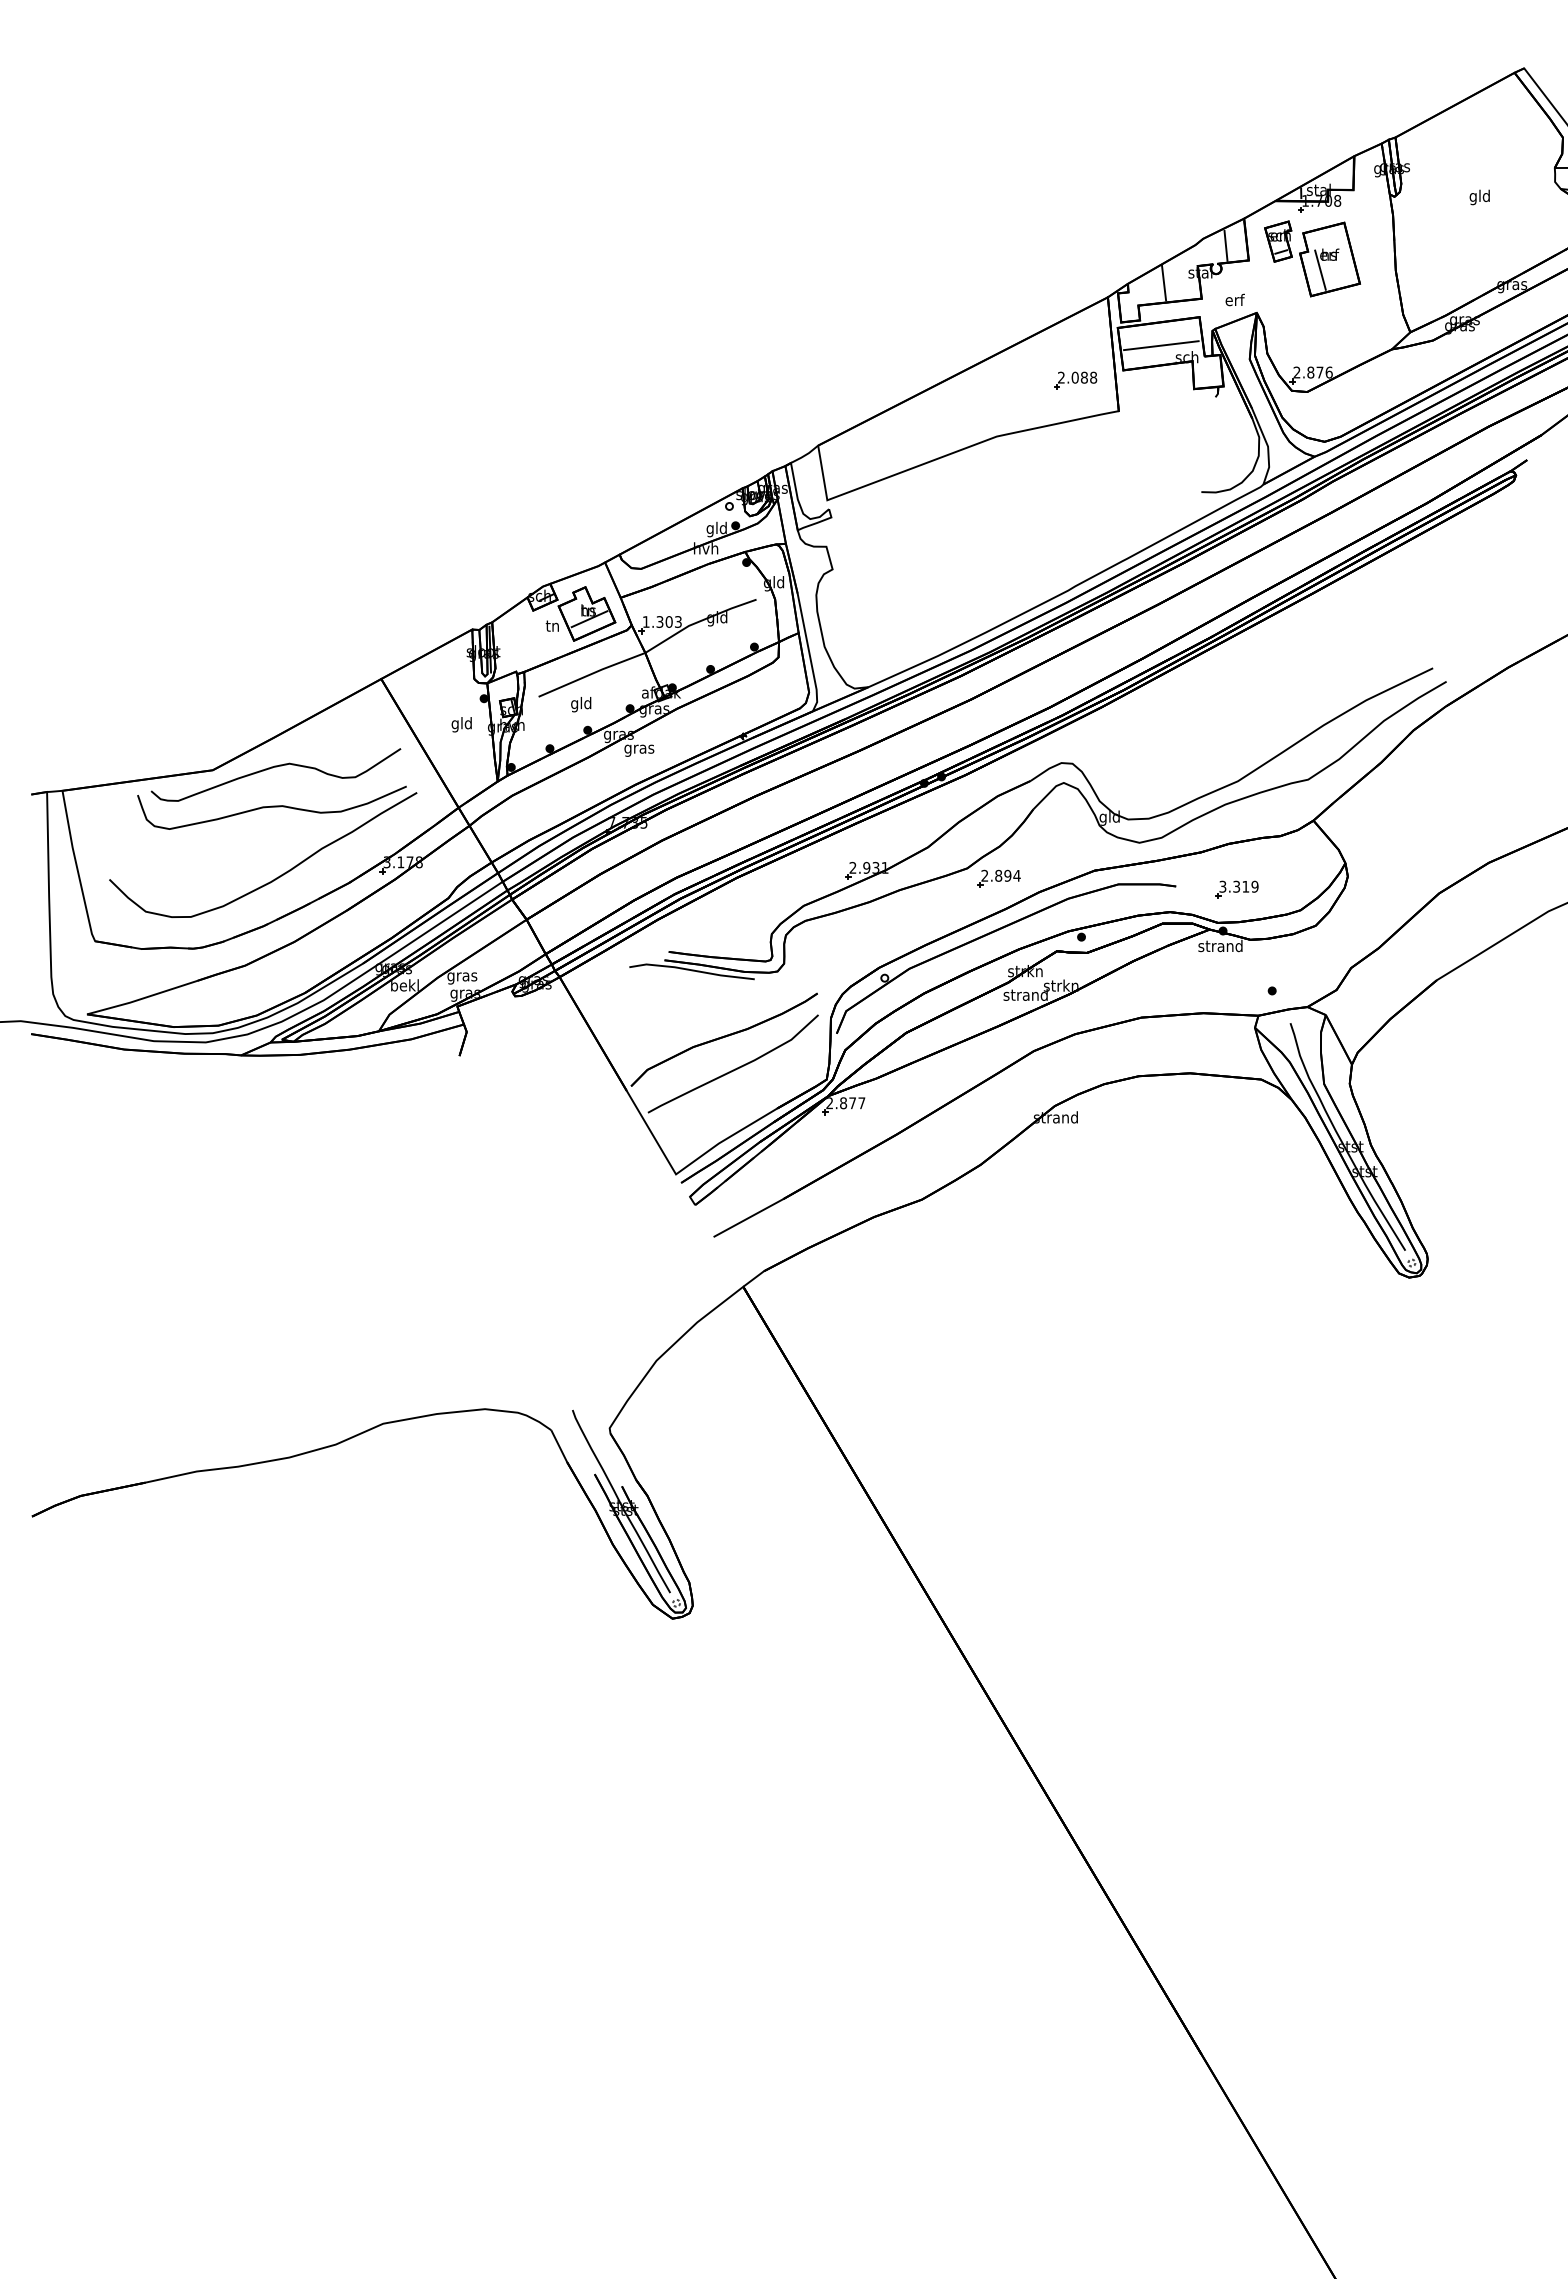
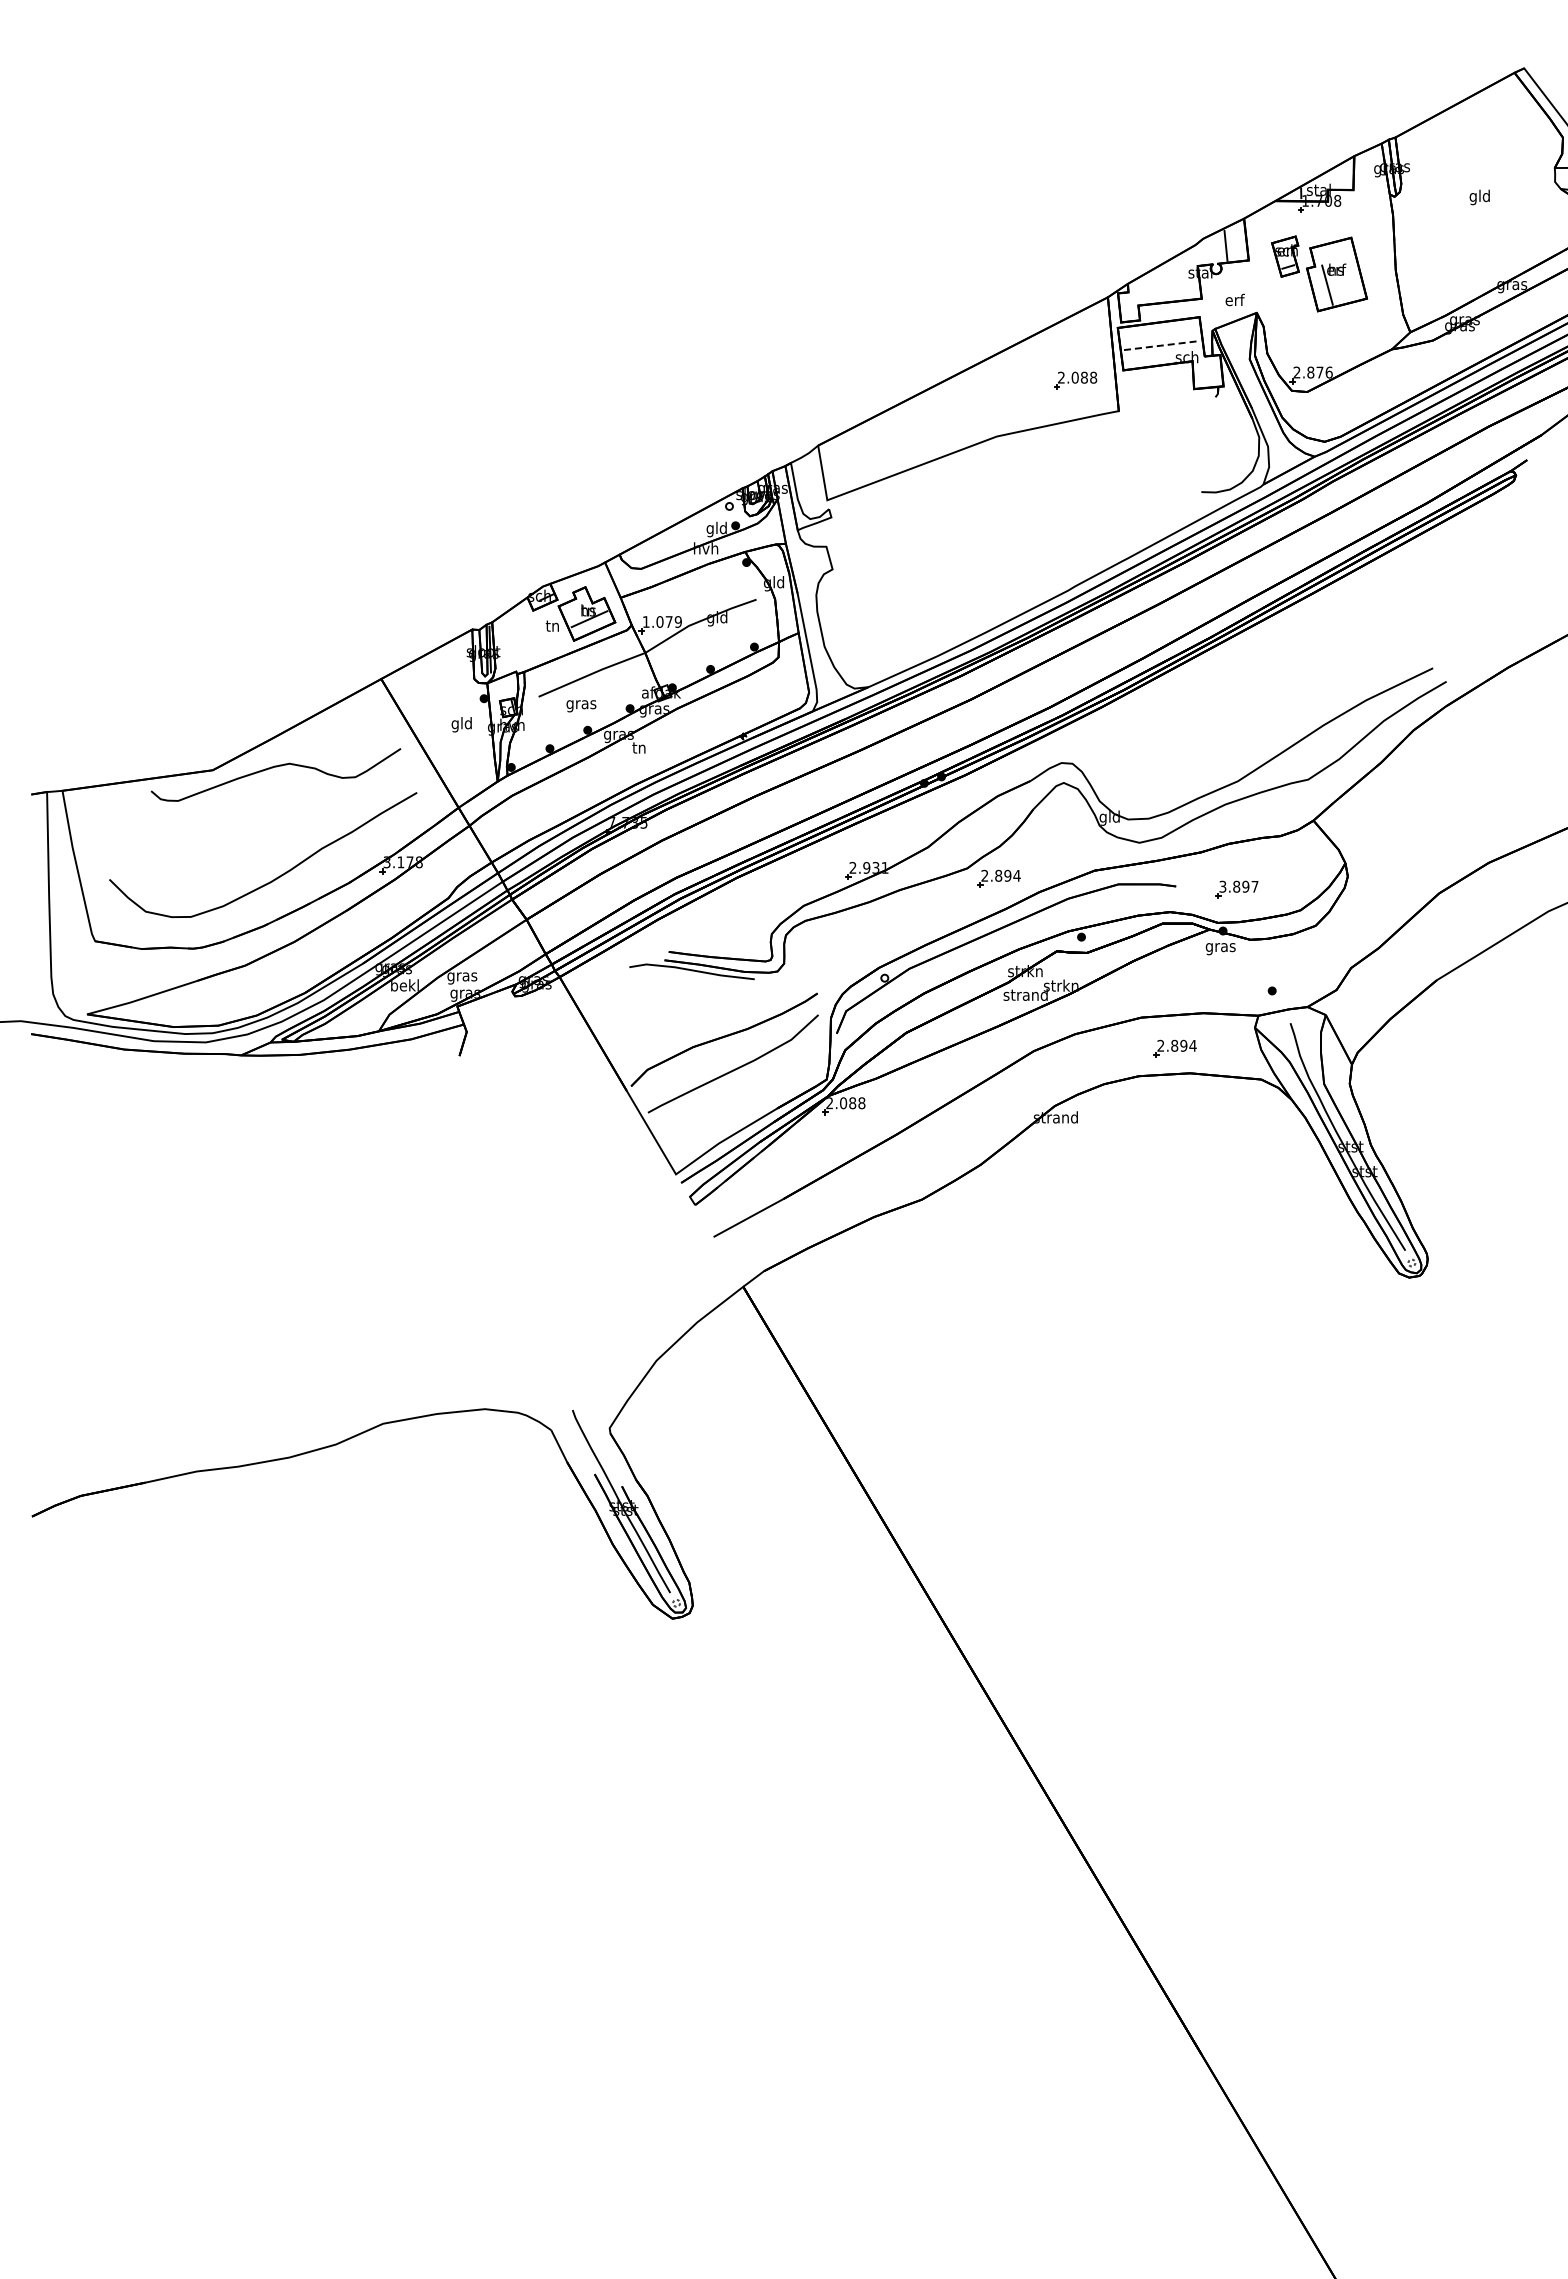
part position: (1312, 258) -> (1319, 273) (1319, 273)
line: present -> none (1163, 282)
line: solid -> dashed (1161, 345)
text: 1.303 -> 1.079 (668, 621)
text: gld -> gras (581, 704)
text: gras -> tn (639, 749)
curve: present -> none (271, 807)
text: 3.319 -> 3.897 (1245, 886)
text: strand -> gras (1220, 947)
part: none -> present (1174, 1048)
text: 2.877 -> 2.088 (852, 1103)
